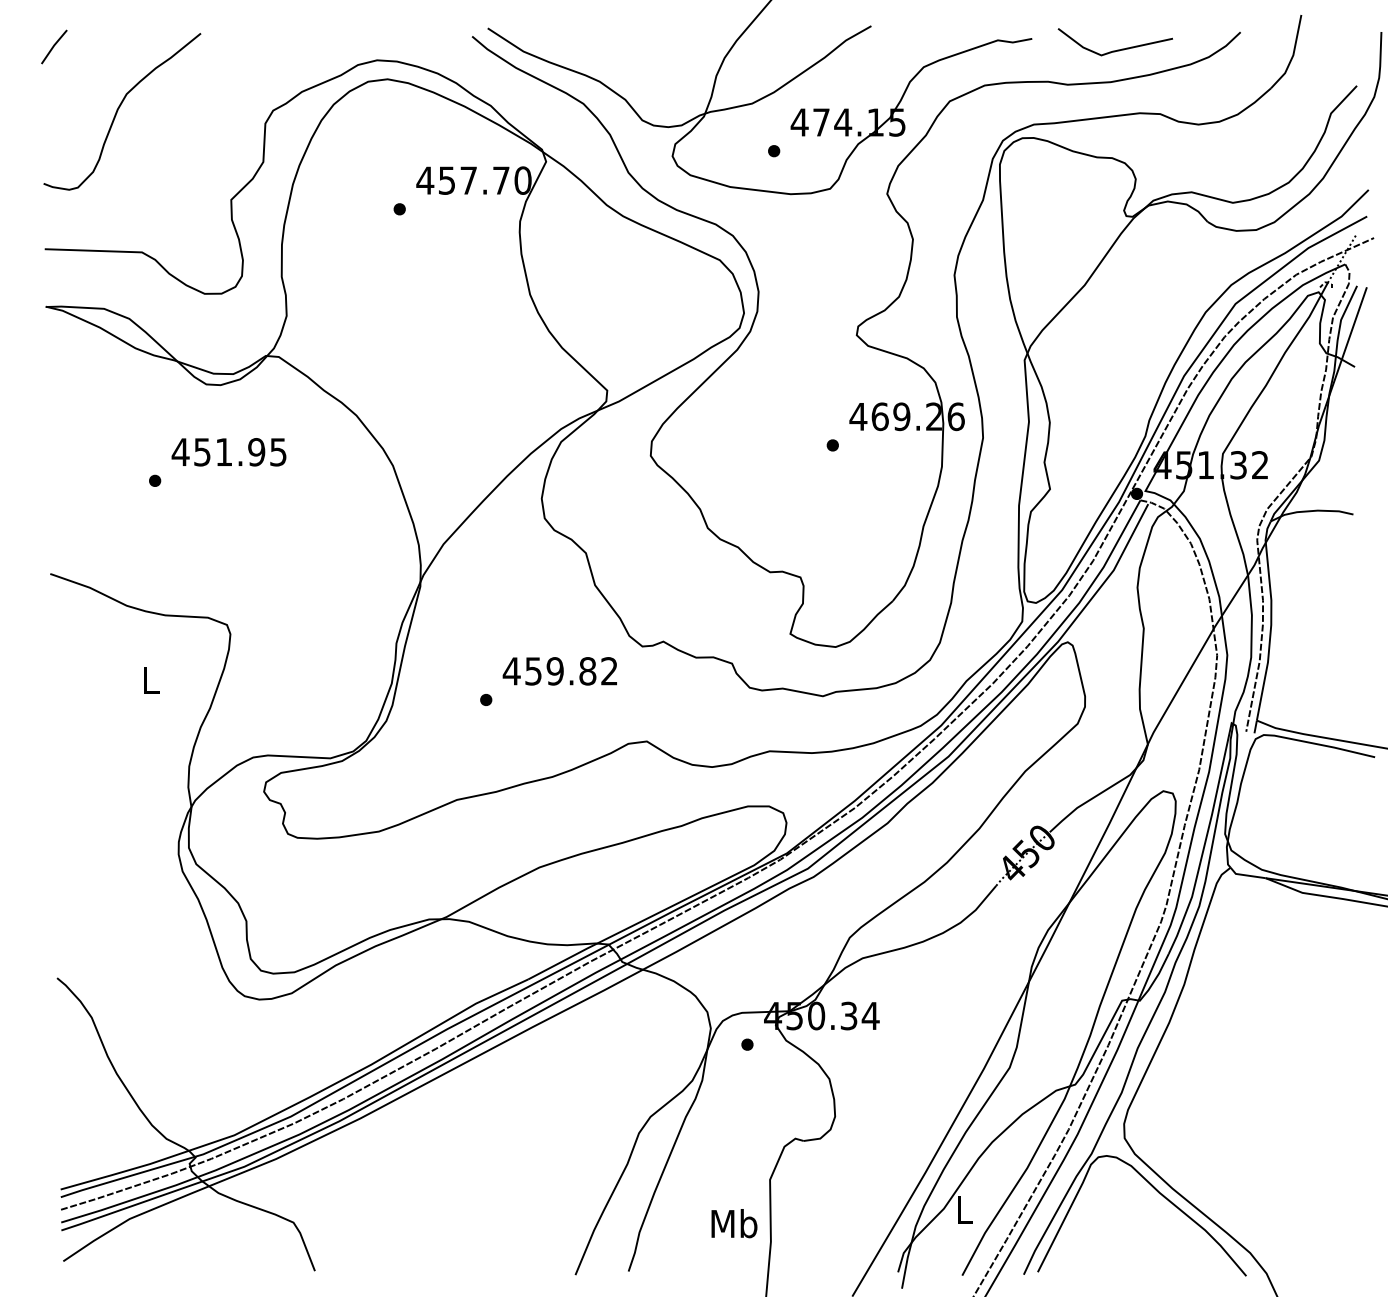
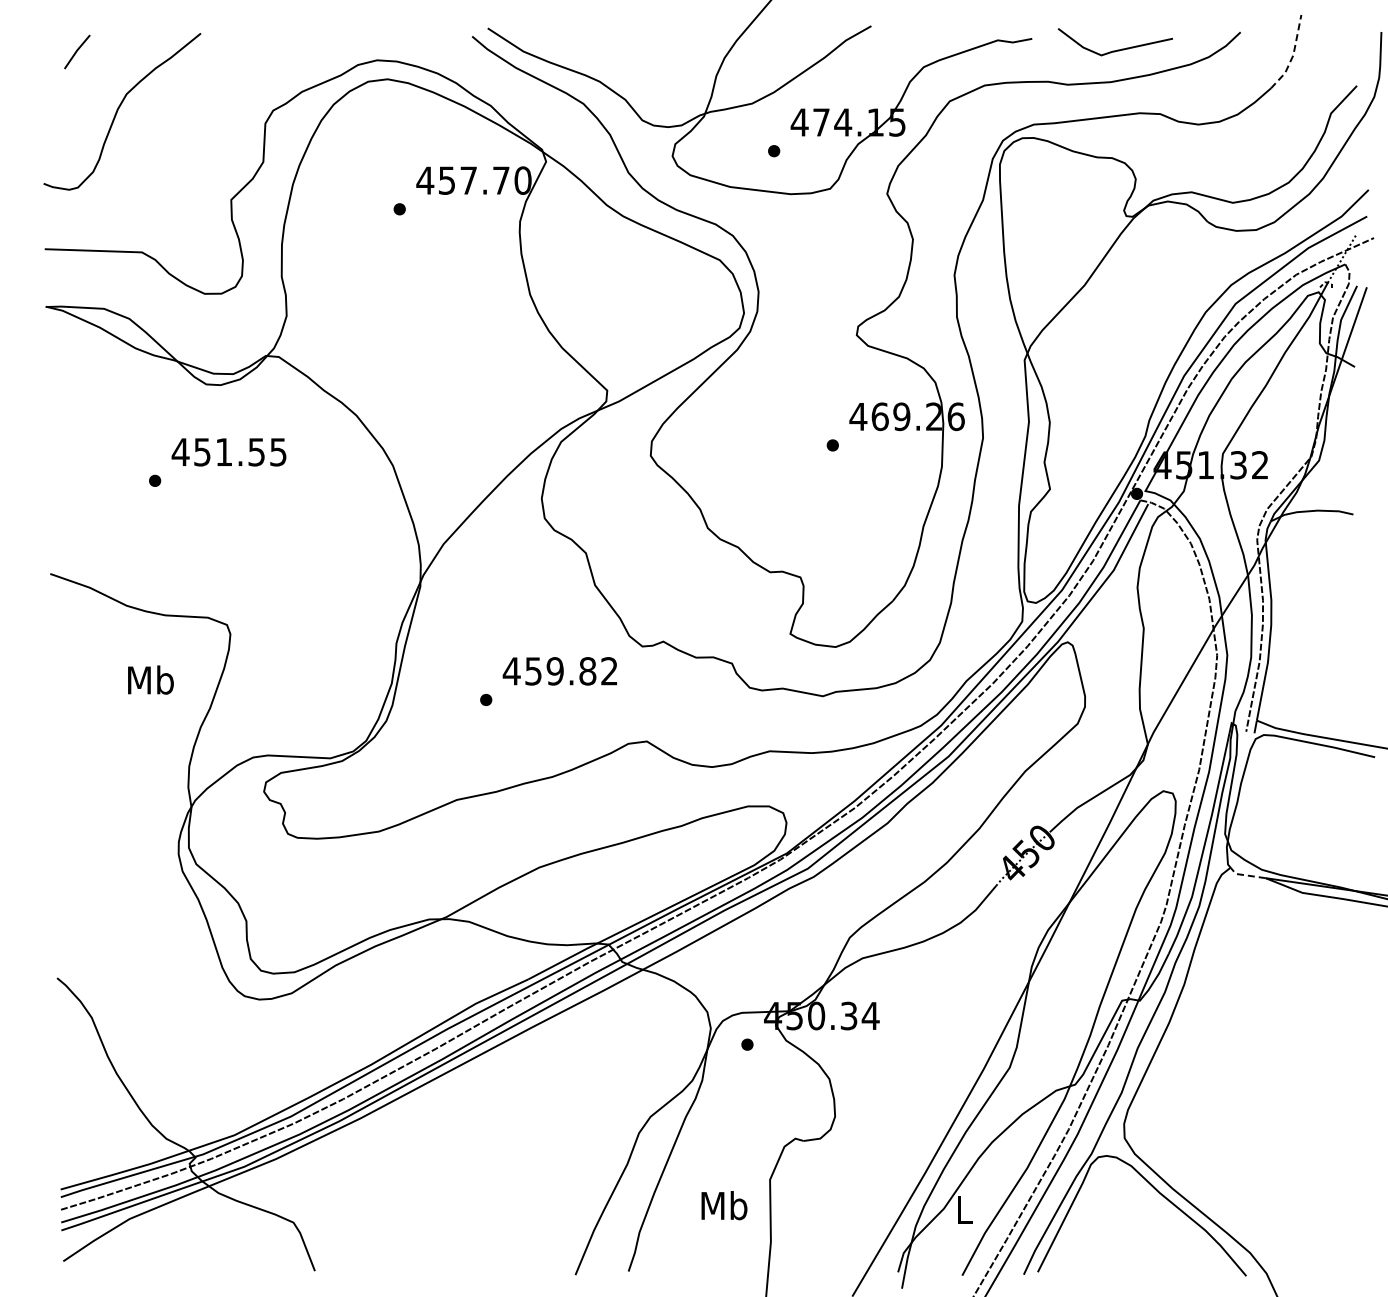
line position: (54, 46) -> (77, 51) (77, 51)
line: solid -> dashed (1293, 55)
text: 451.95 -> 451.55 (256, 452)
text: L -> Mb (150, 679)
line: solid -> dashed (1245, 875)
text position: (734, 1223) -> (724, 1205) (724, 1205)
